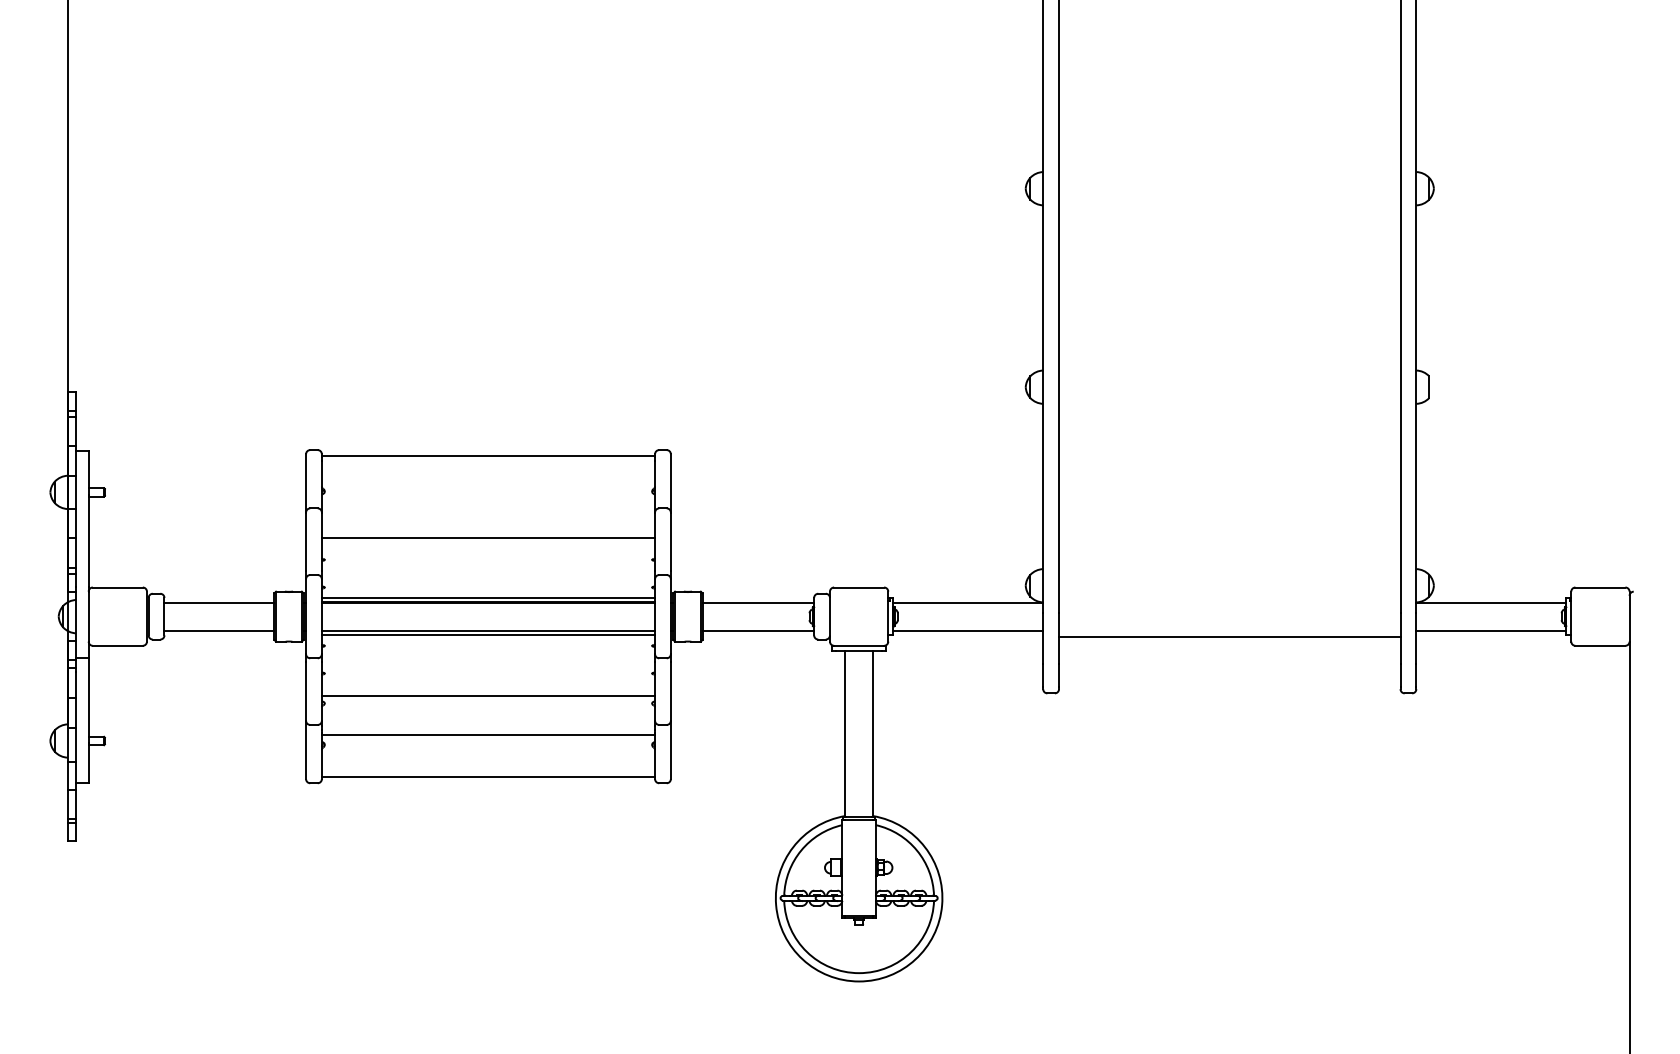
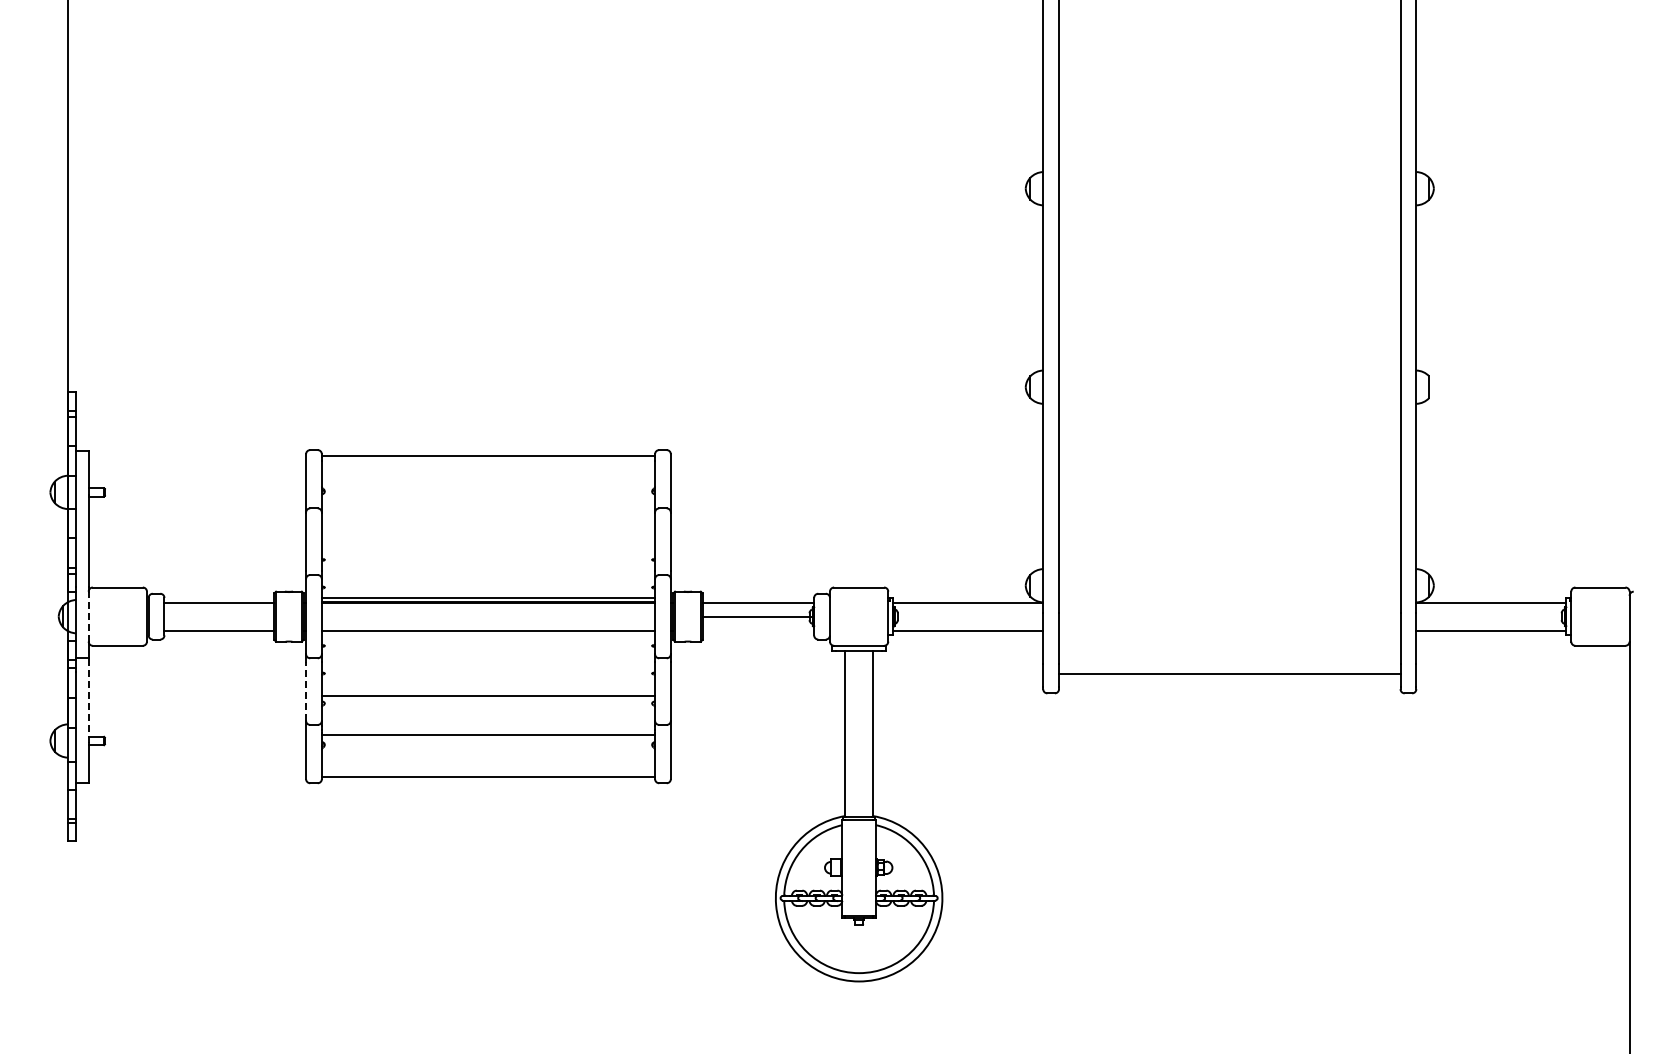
line: present -> none (488, 537)
line: solid -> dashed (88, 616)
line position: (758, 630) -> (758, 616) (758, 616)
line: present -> none (488, 635)
line position: (1229, 636) -> (1229, 673) (1229, 673)
line: solid -> dashed (306, 690)
line: solid -> dashed (88, 700)
